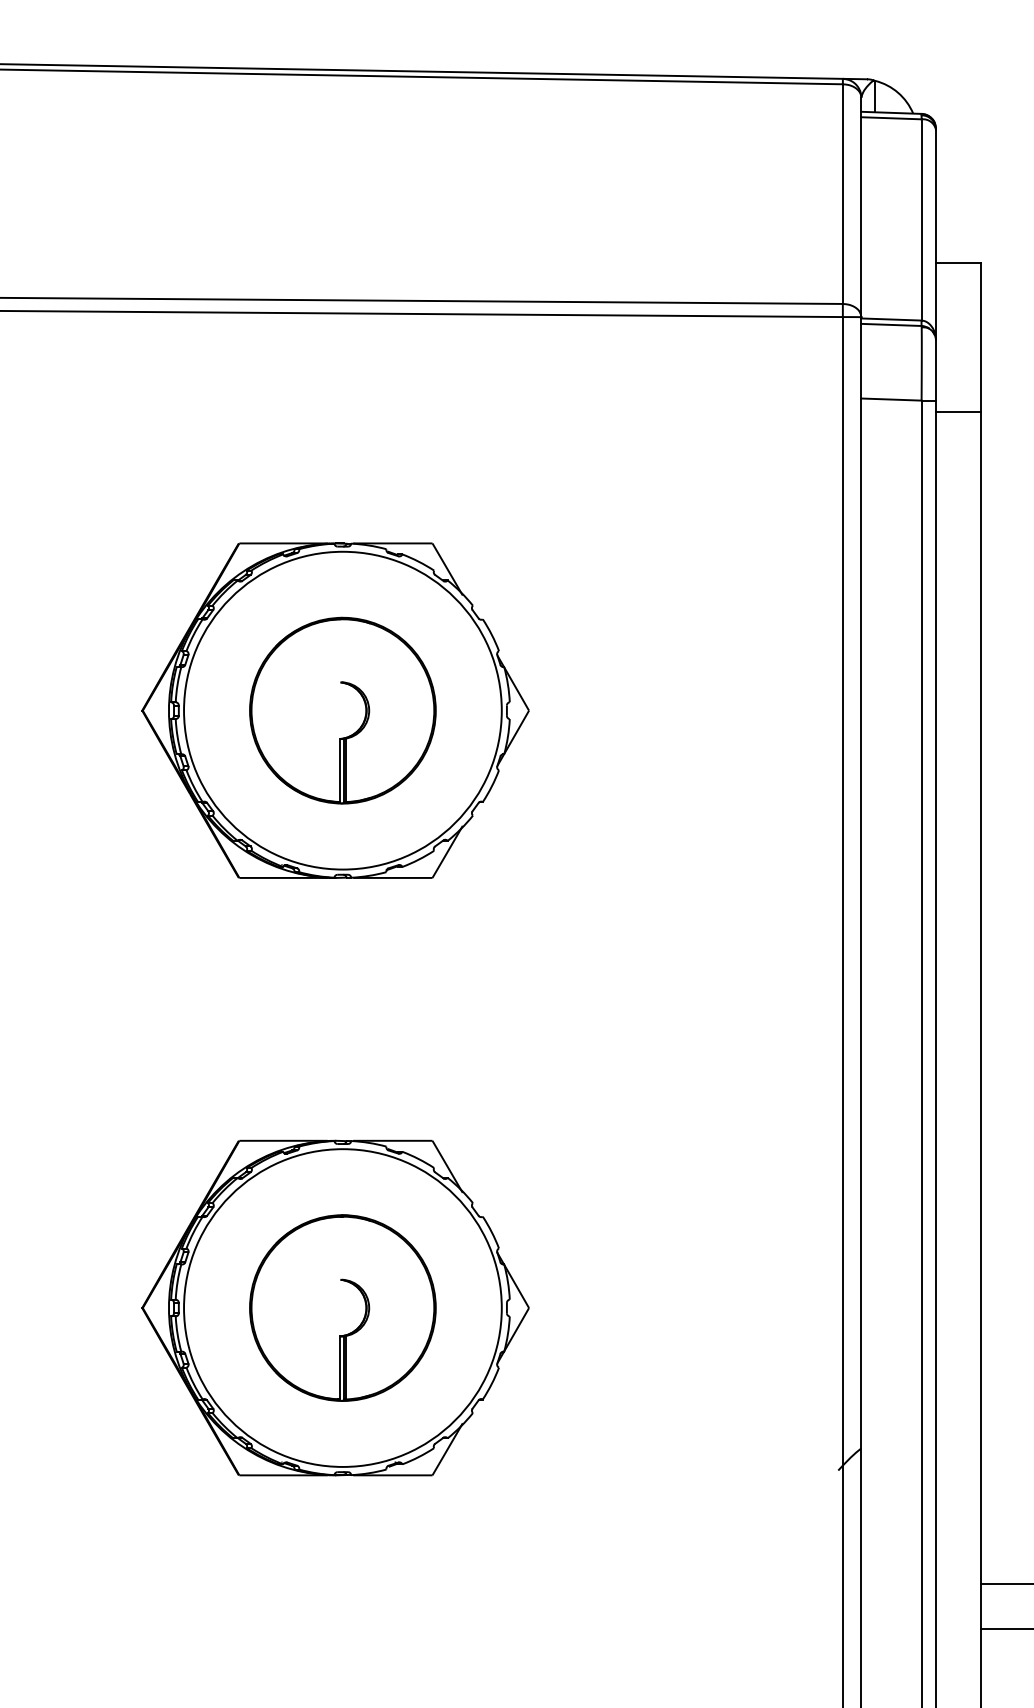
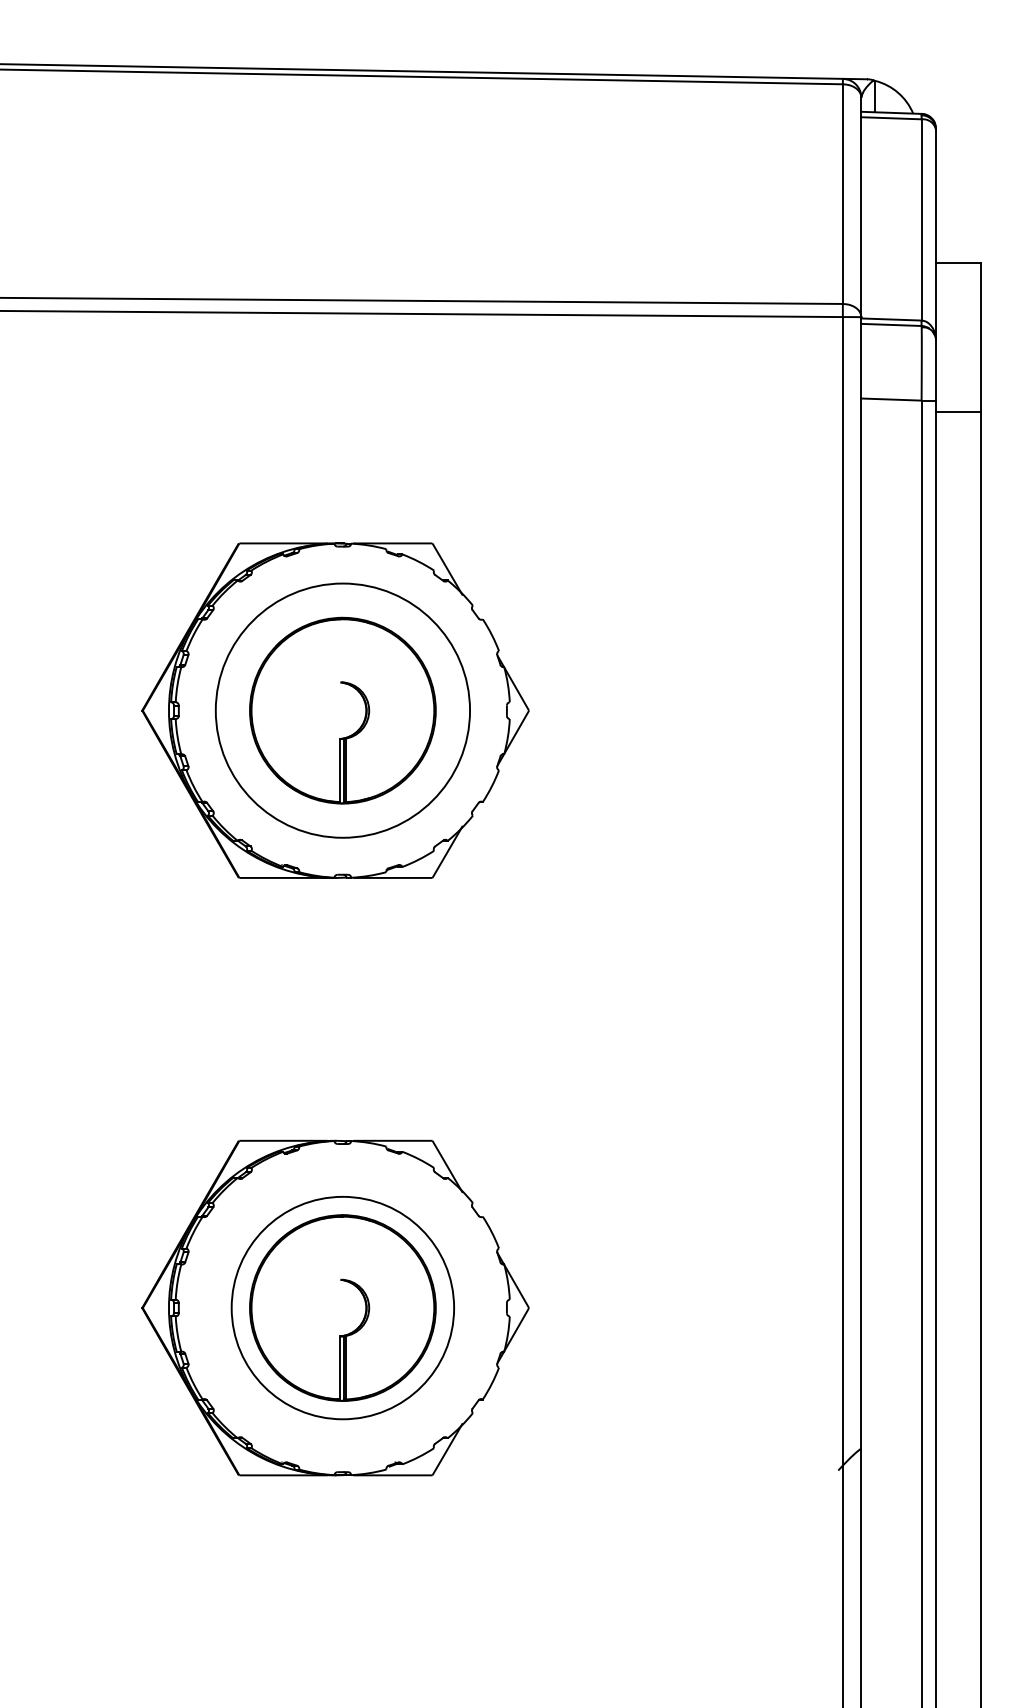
circle diameter: 318 px -> 254 px (342, 710)
circle diameter: 318 px -> 222 px (342, 1307)
line: present -> none (1005, 1584)
line: present -> none (1005, 1629)
